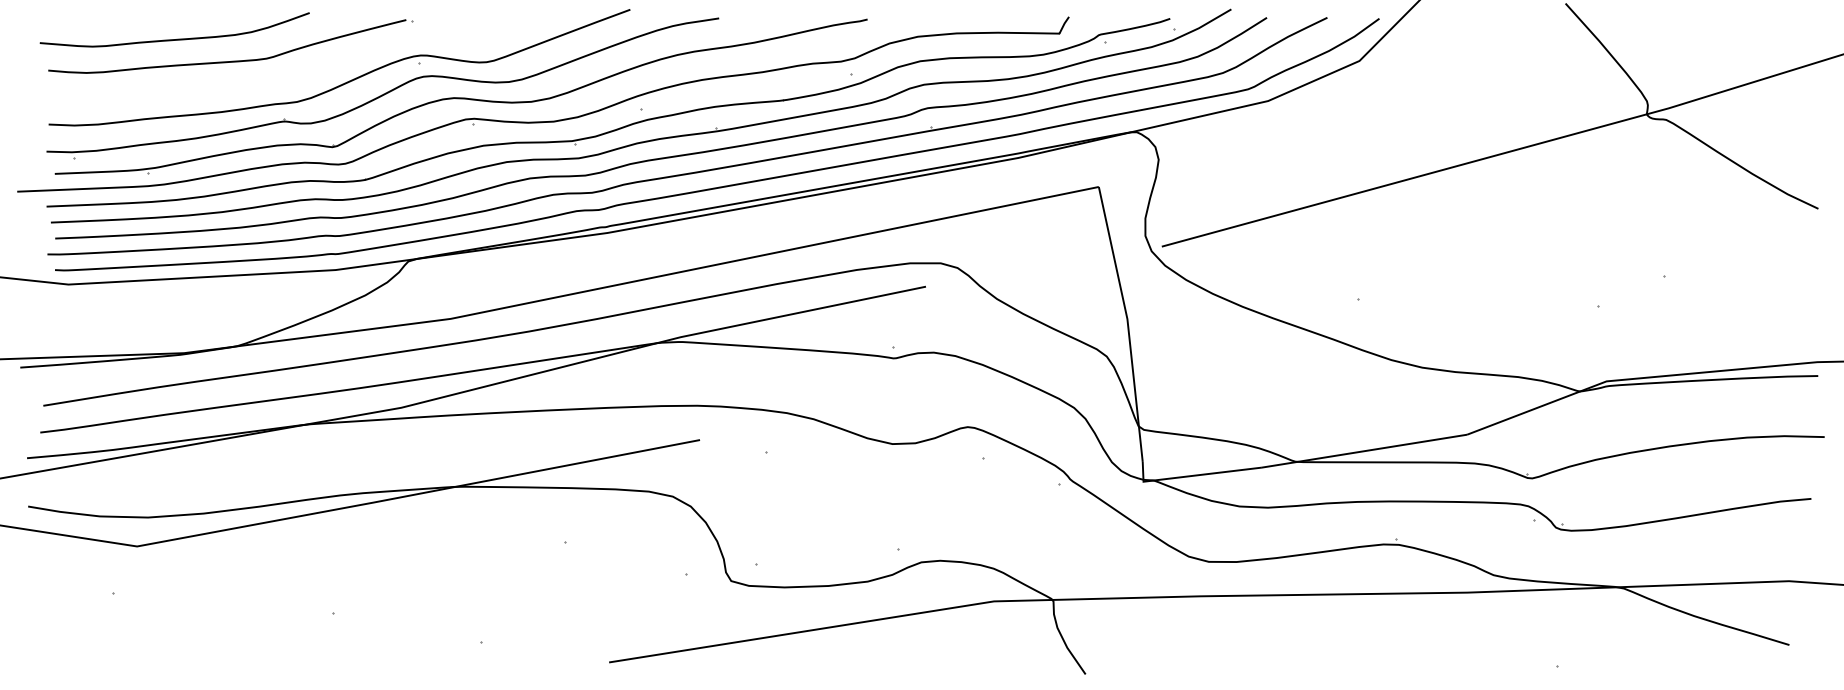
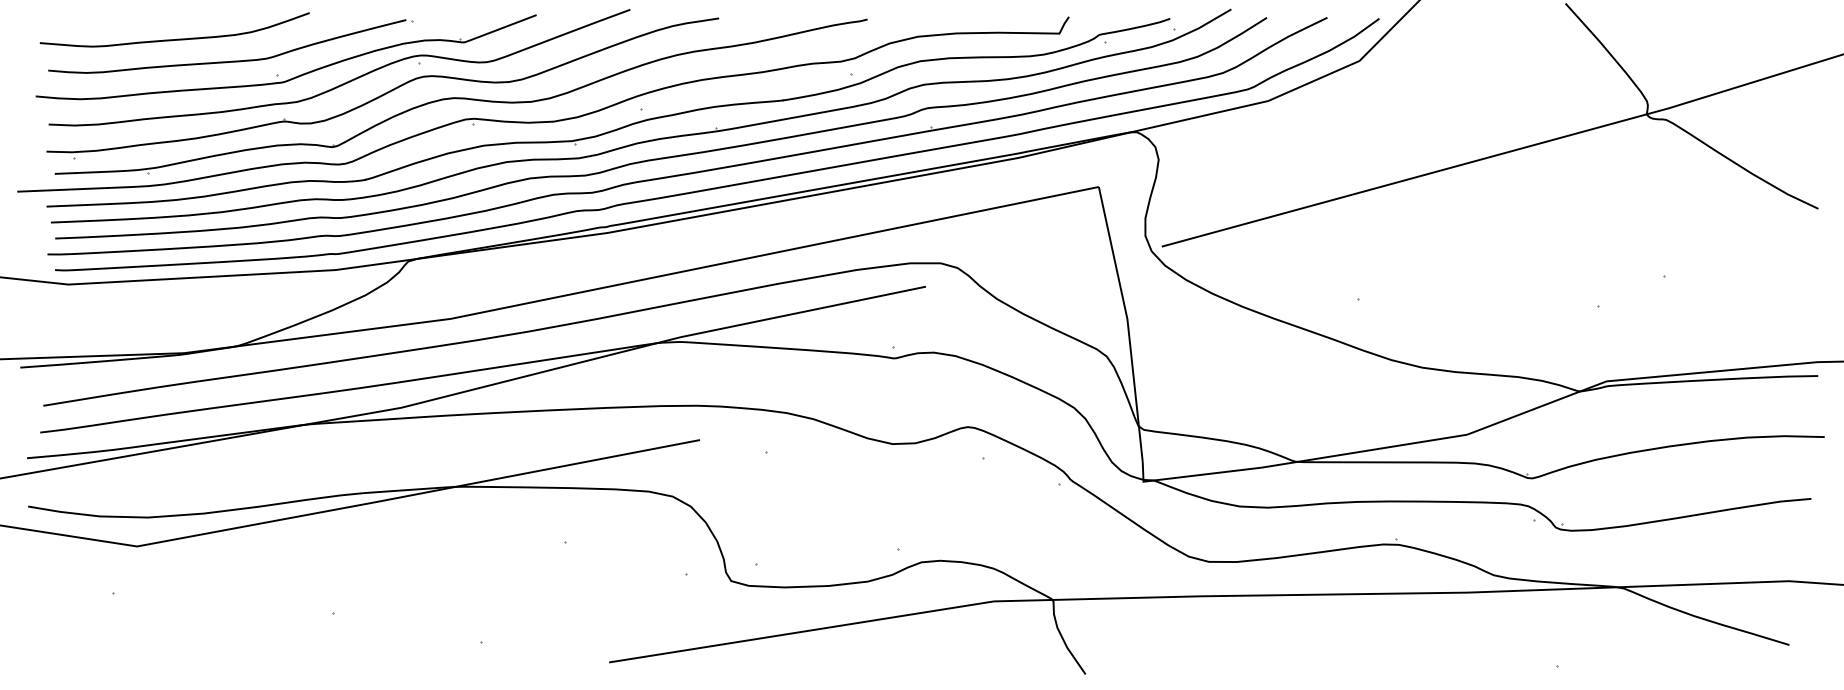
part: none -> present (277, 74)
